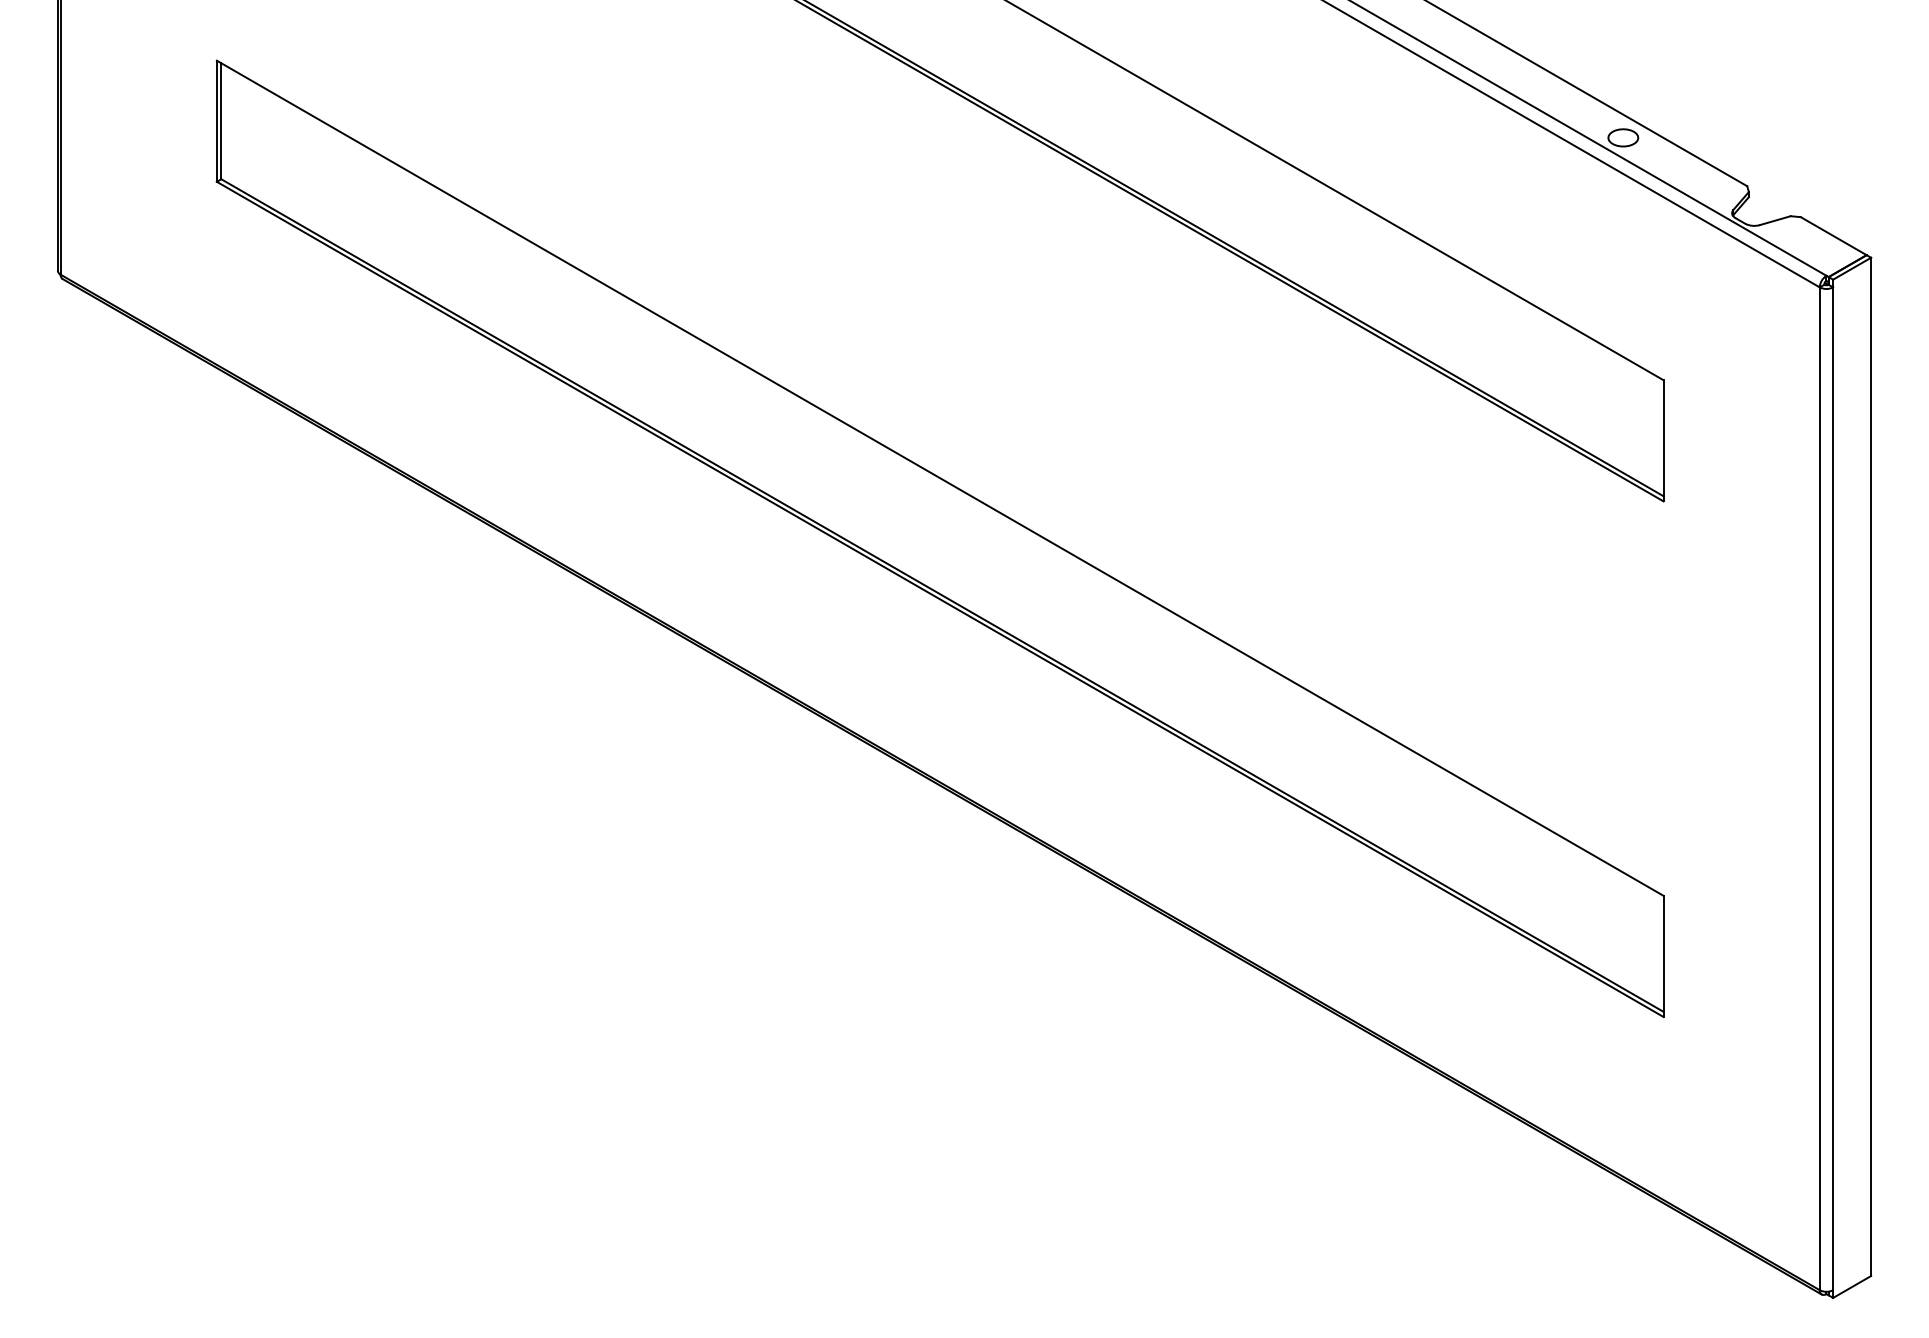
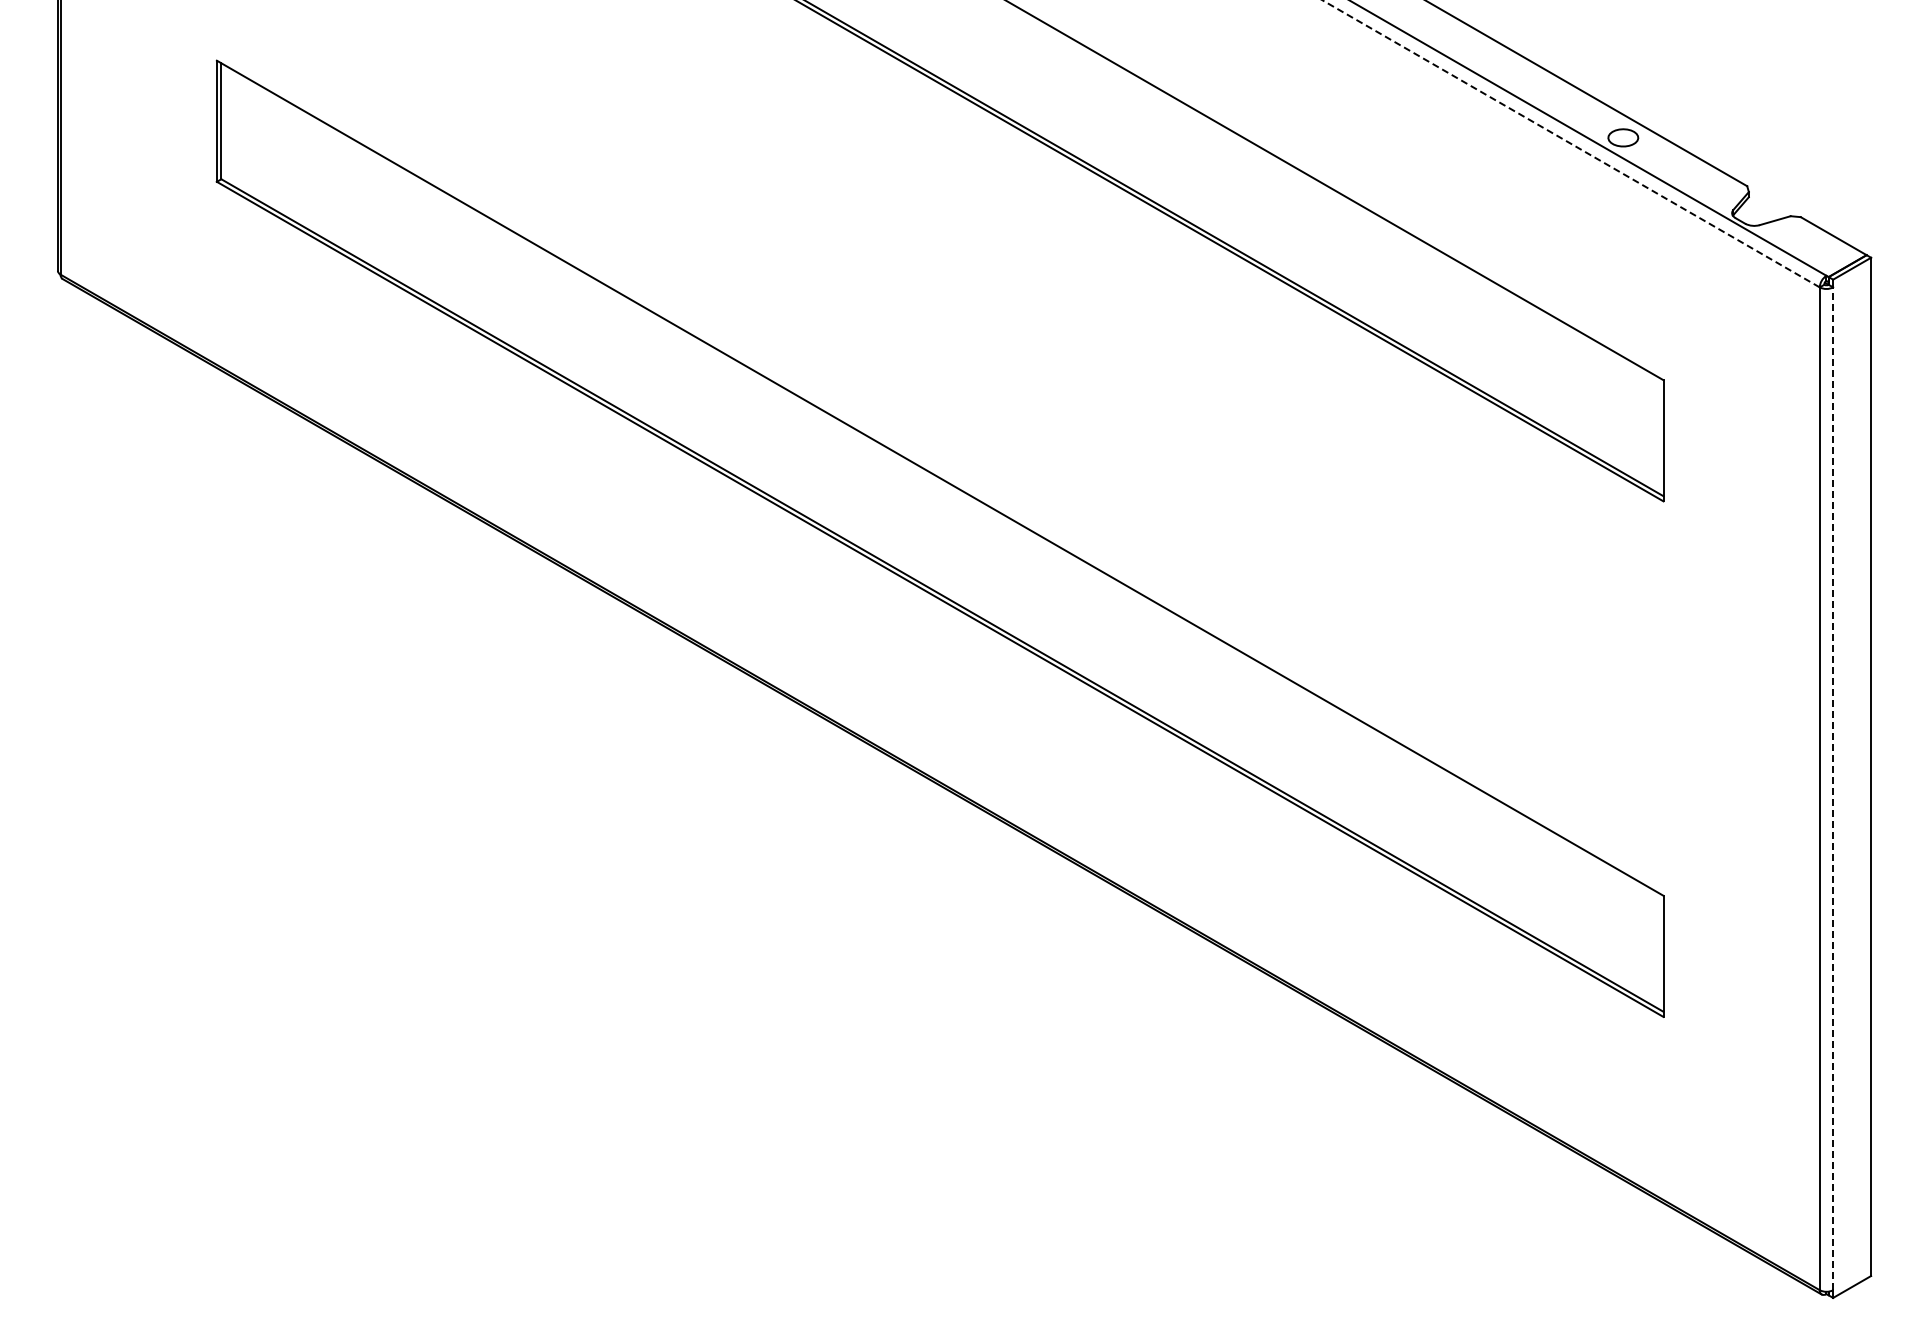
line: solid -> dashed (1570, 143)
line: solid -> dashed (1833, 788)
